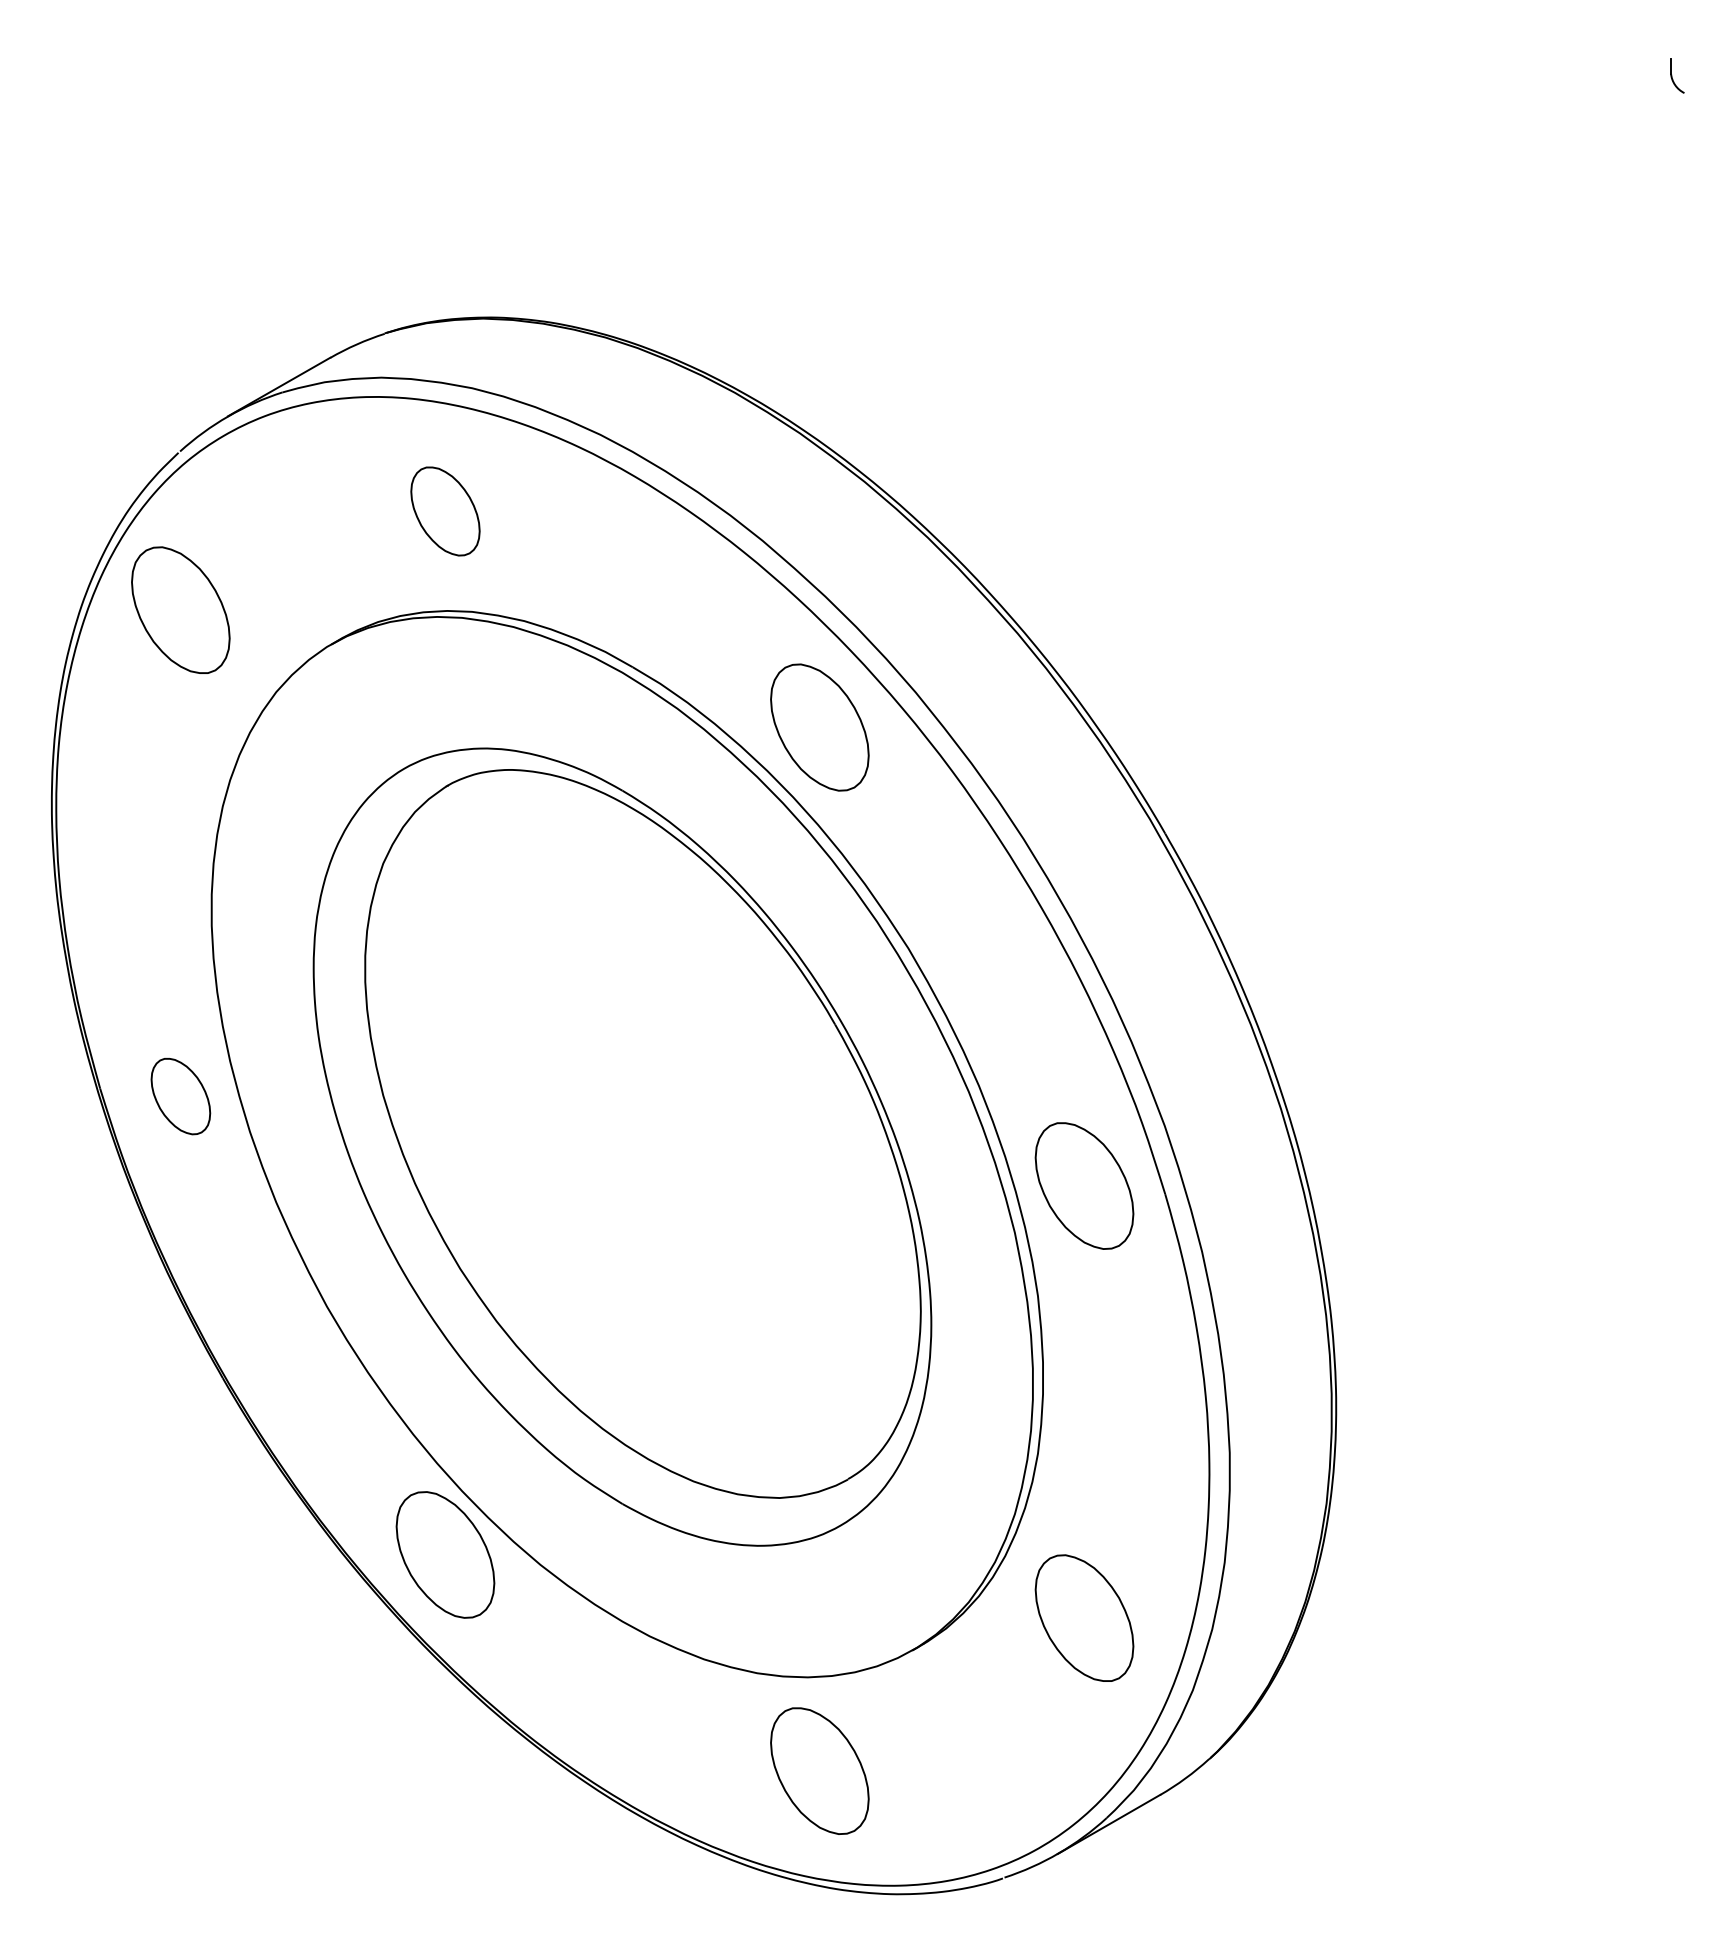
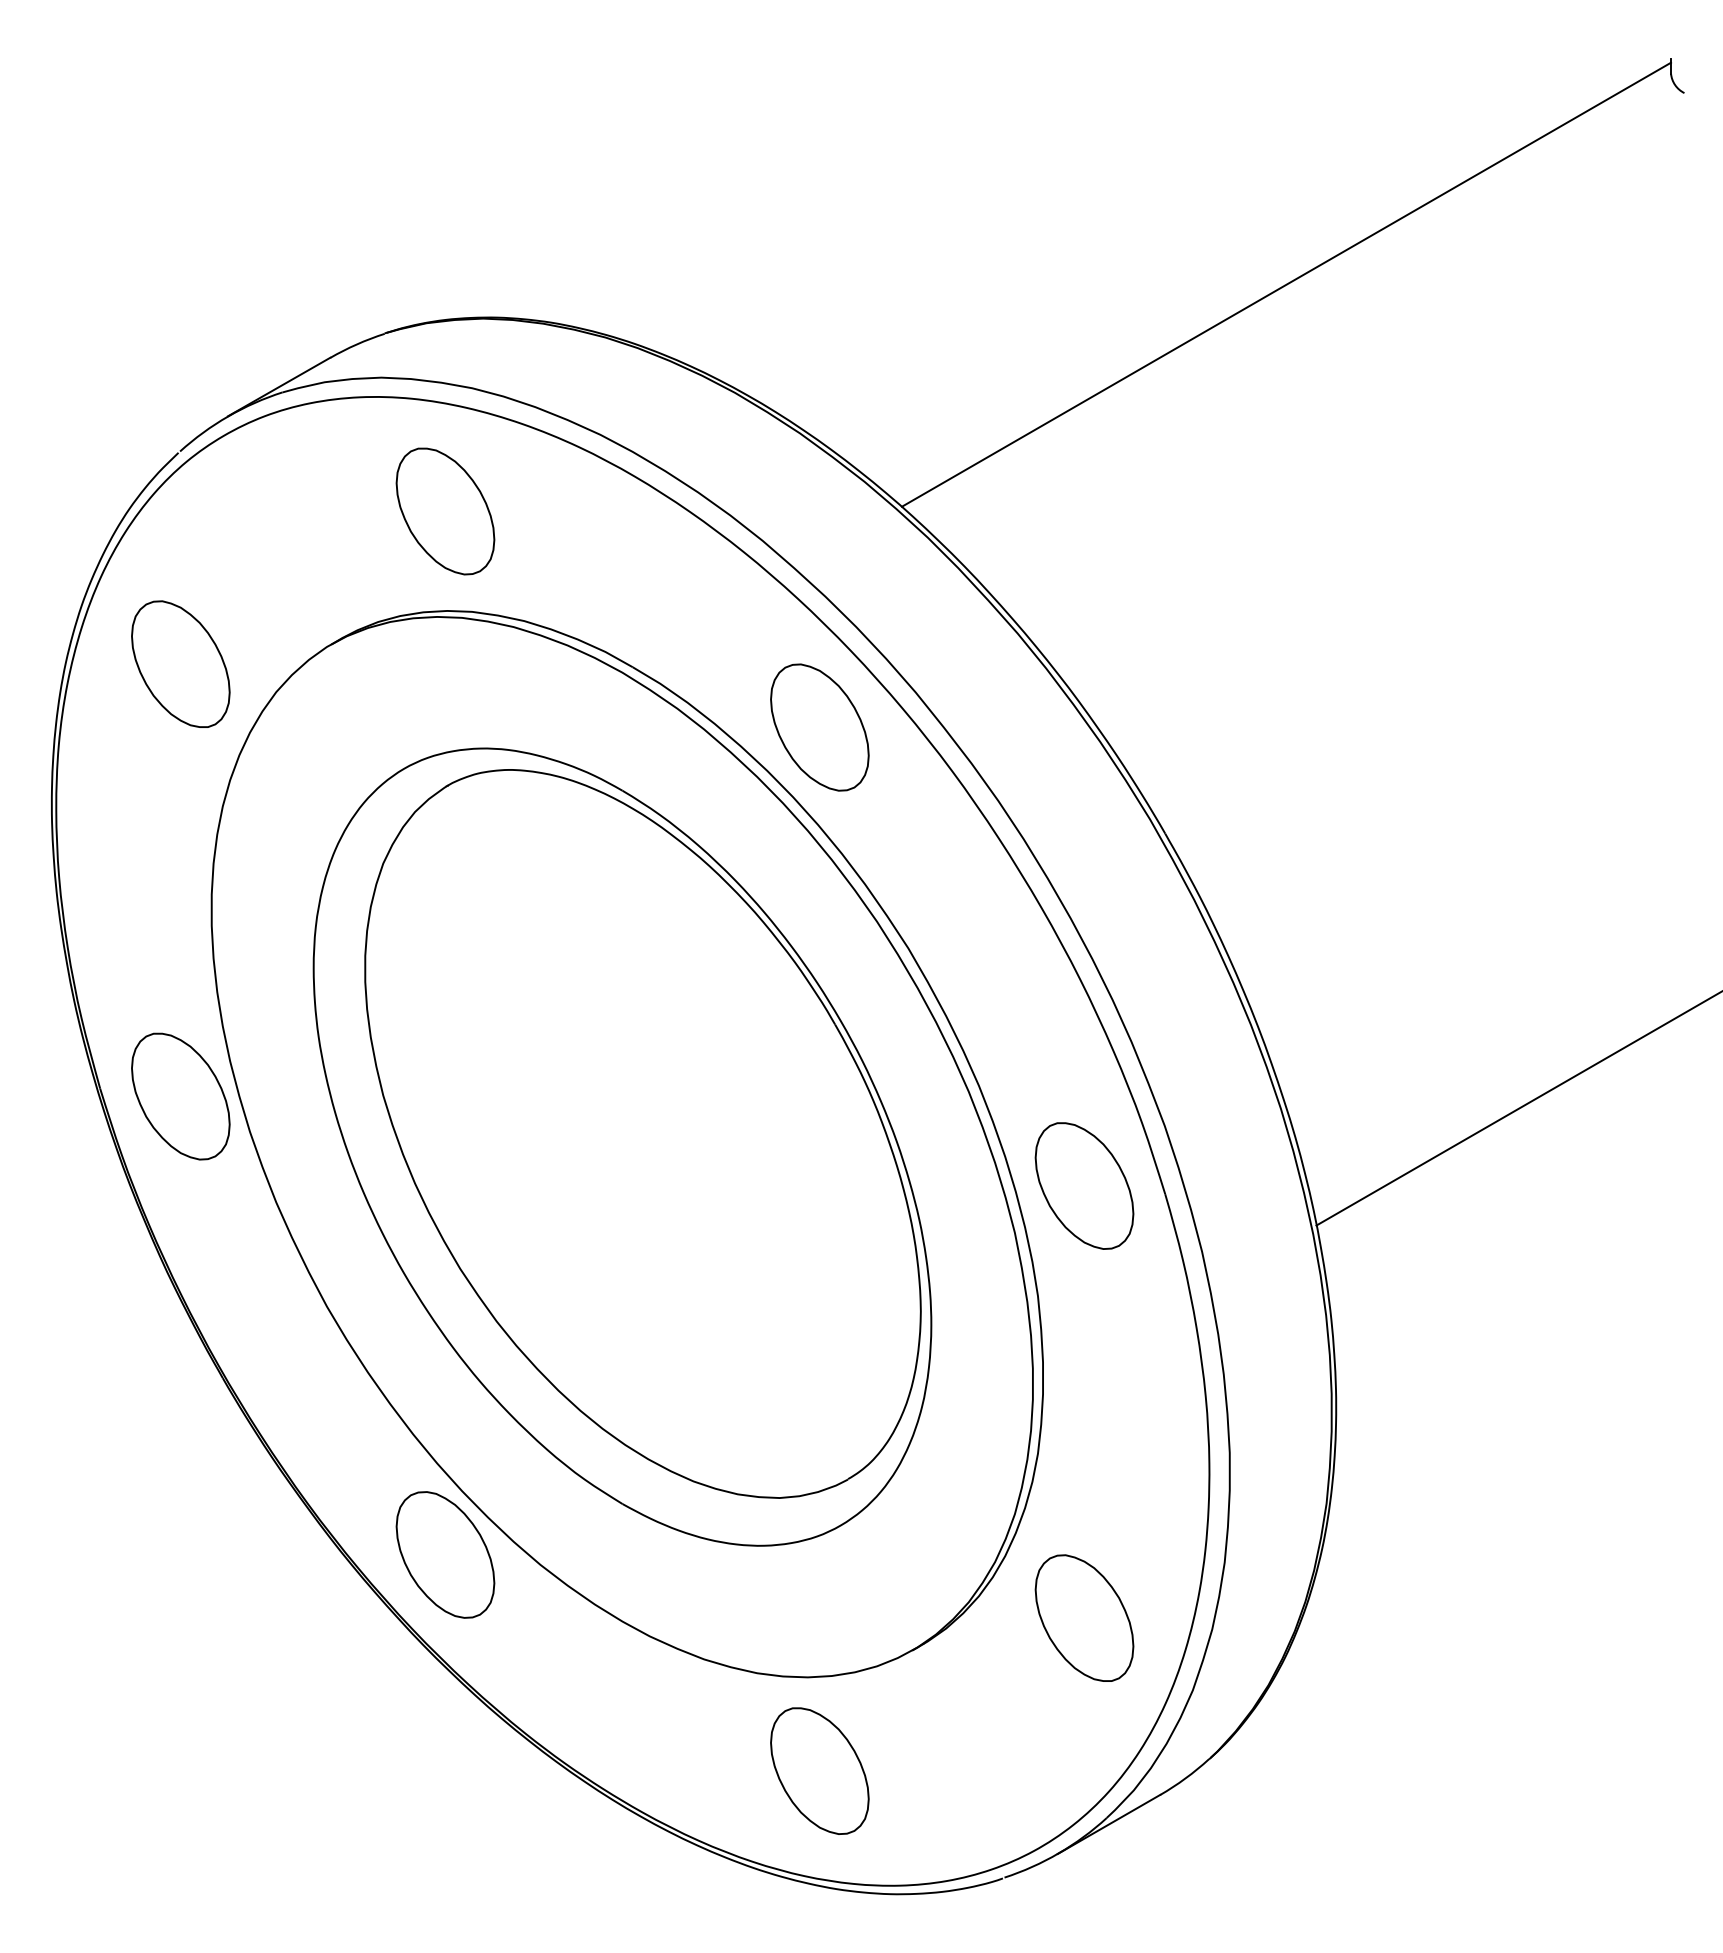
line: none -> present (1286, 284)
part size: 71x91 px -> 101x129 px (445, 511)
part position: (180, 609) -> (180, 663) (180, 663)
part size: 62x78 px -> 100x129 px (180, 1096)
line: none -> present (1517, 1108)
